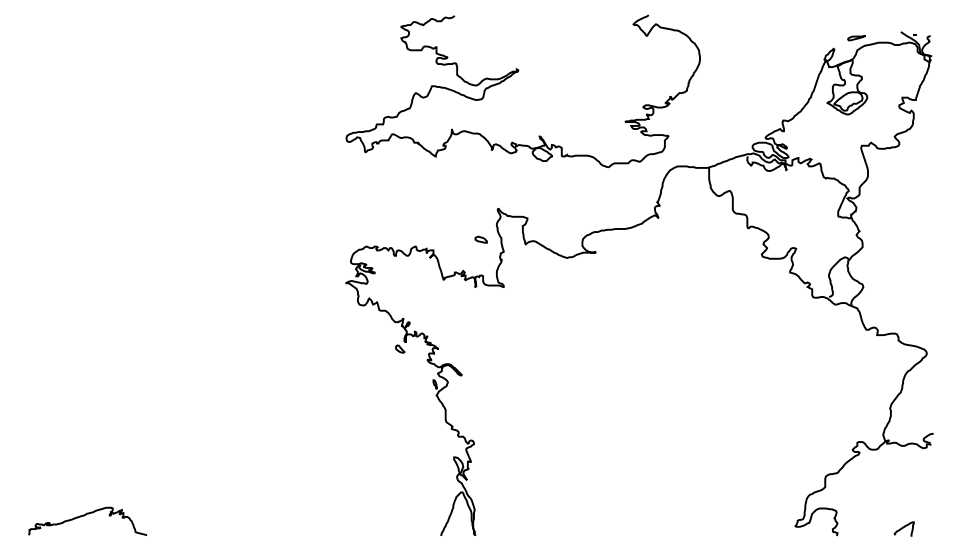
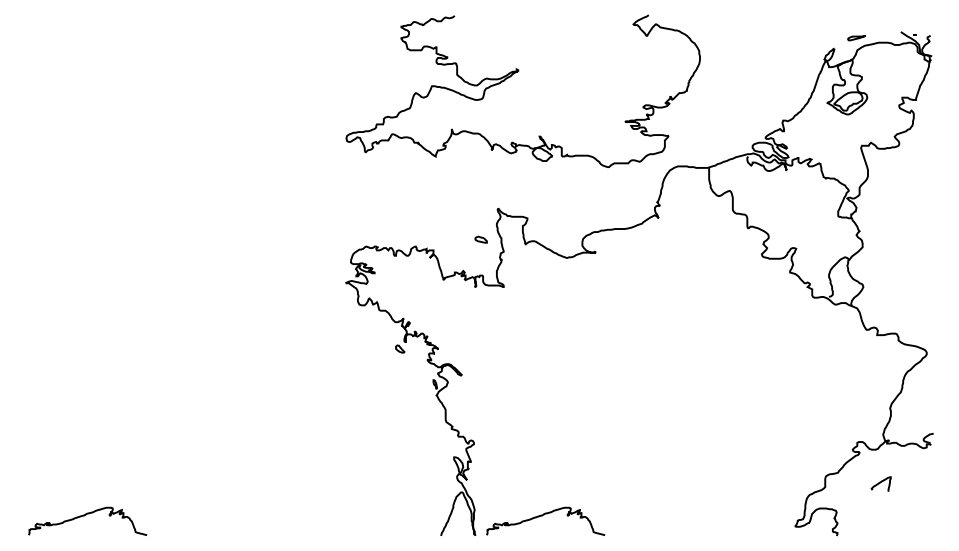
curve: none -> present (542, 516)
curve position: (903, 528) -> (880, 483) (880, 483)
